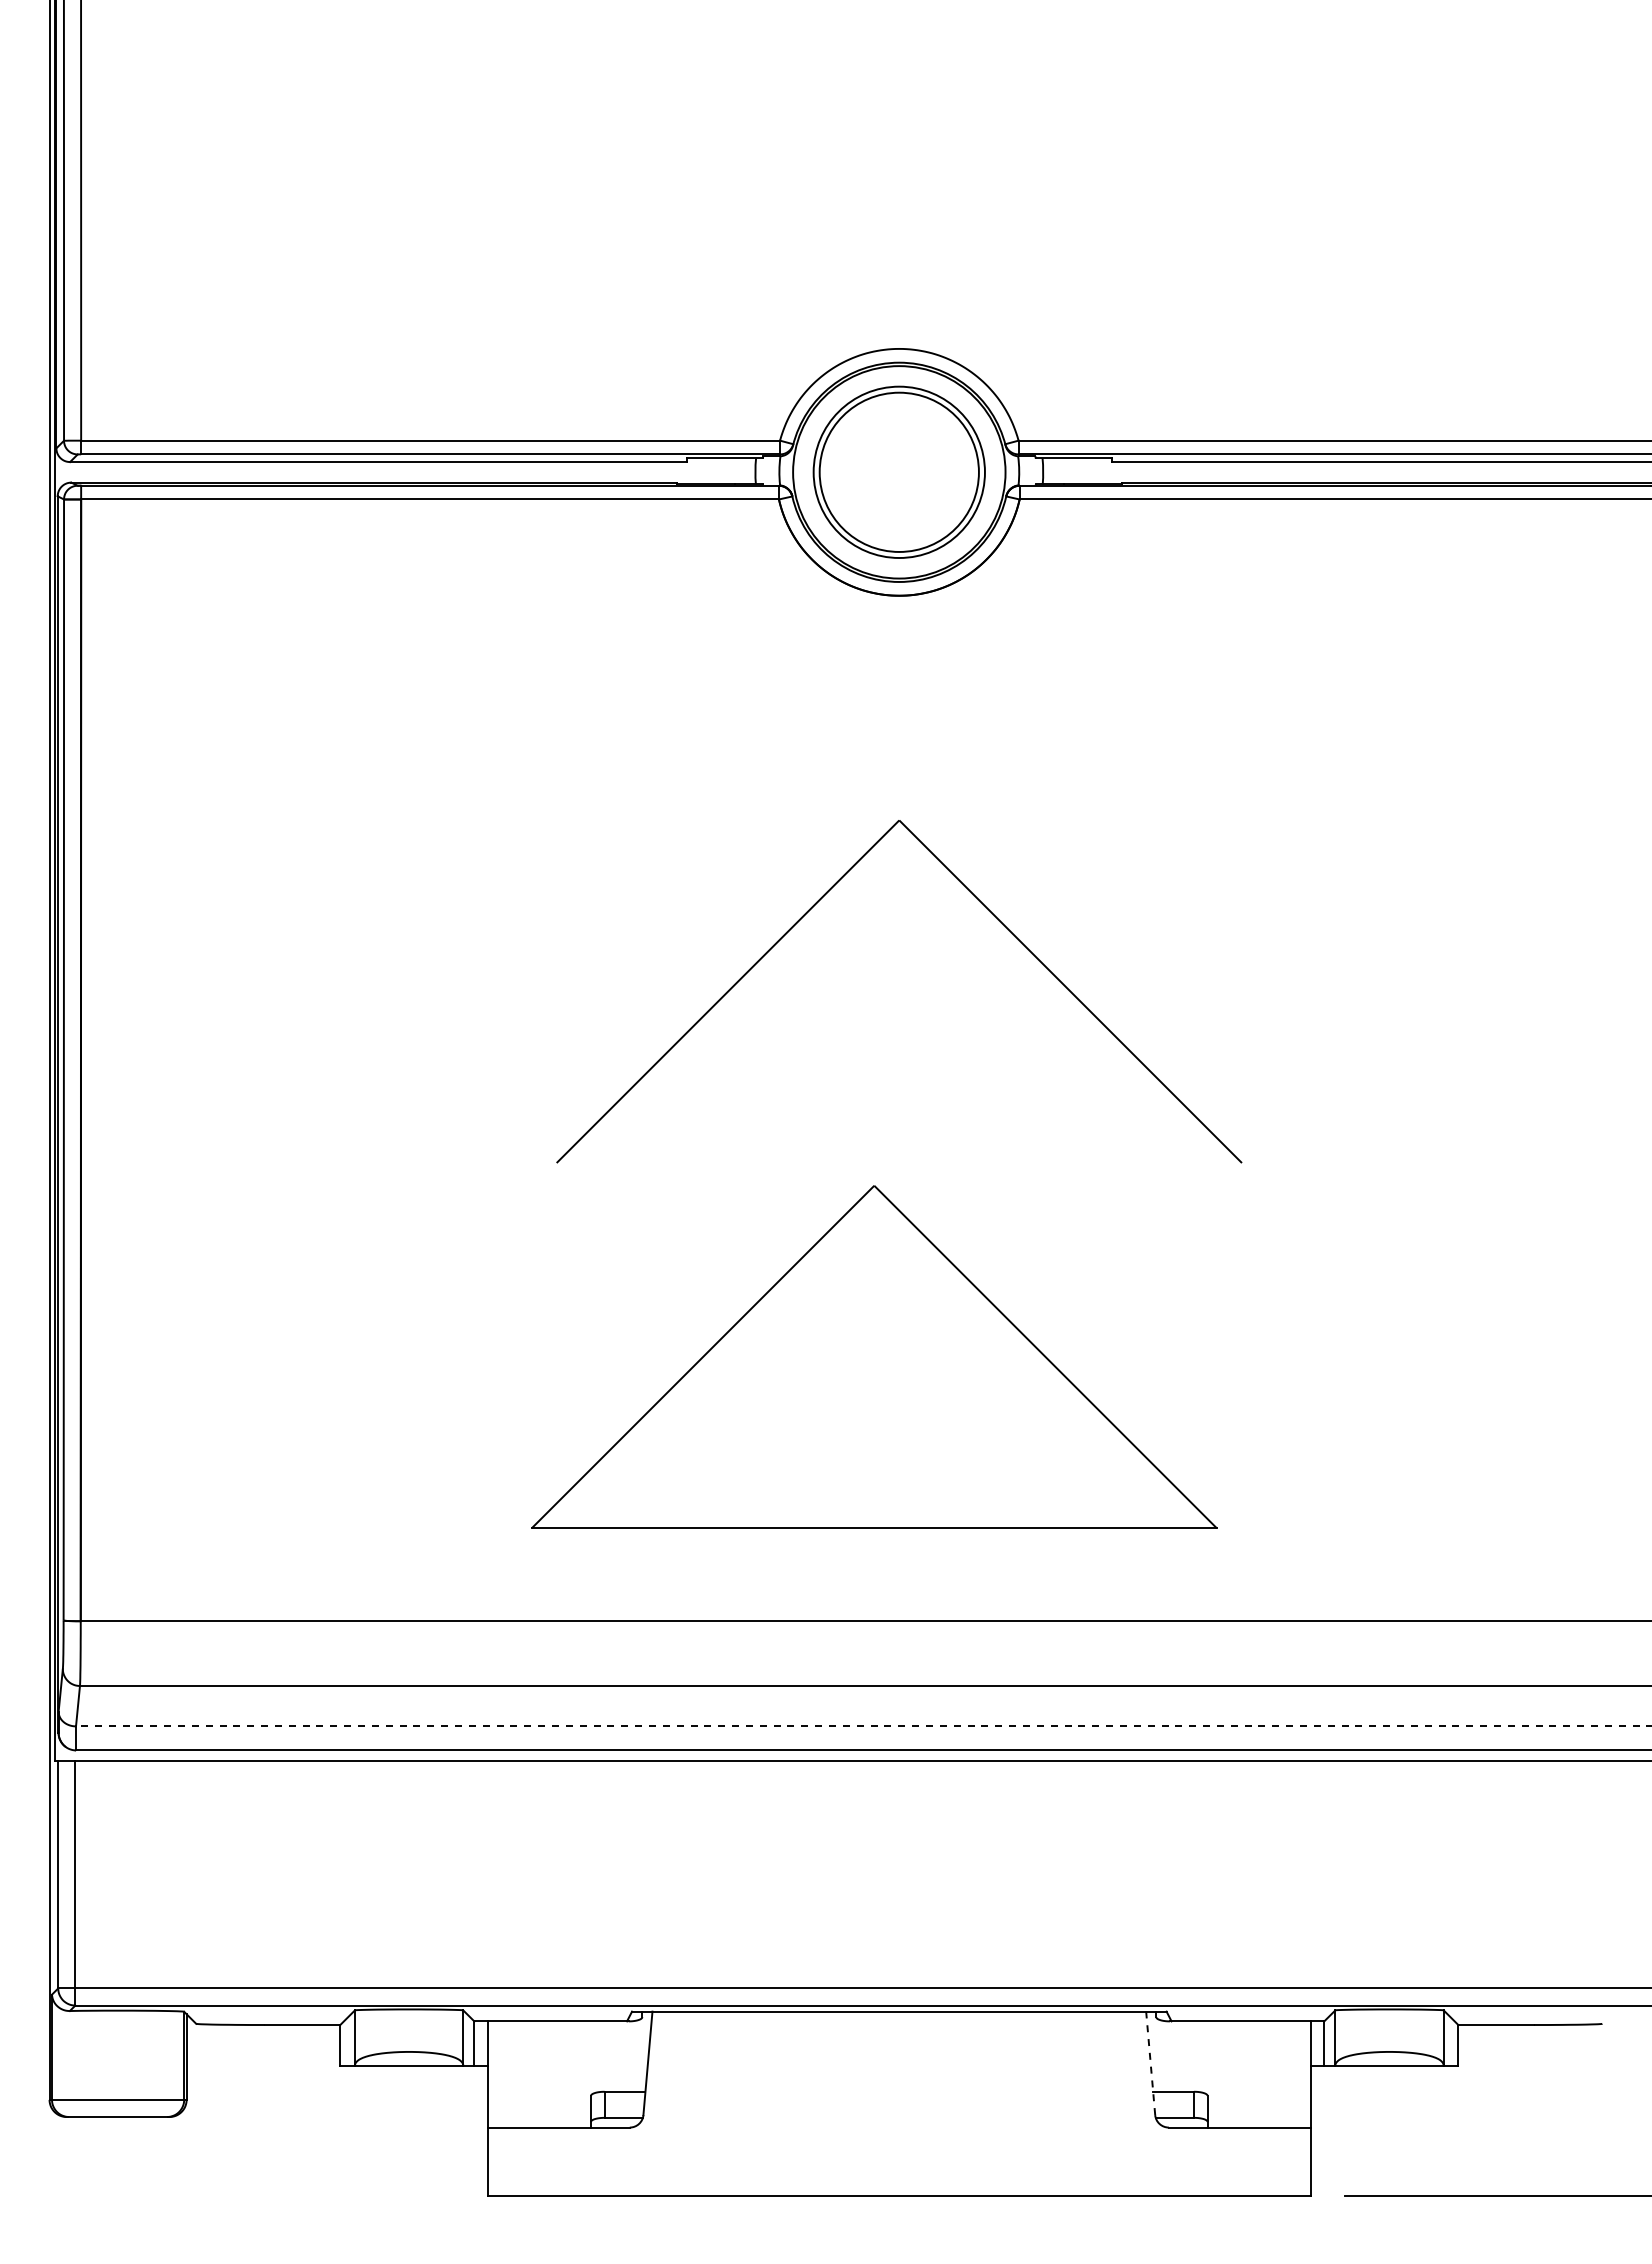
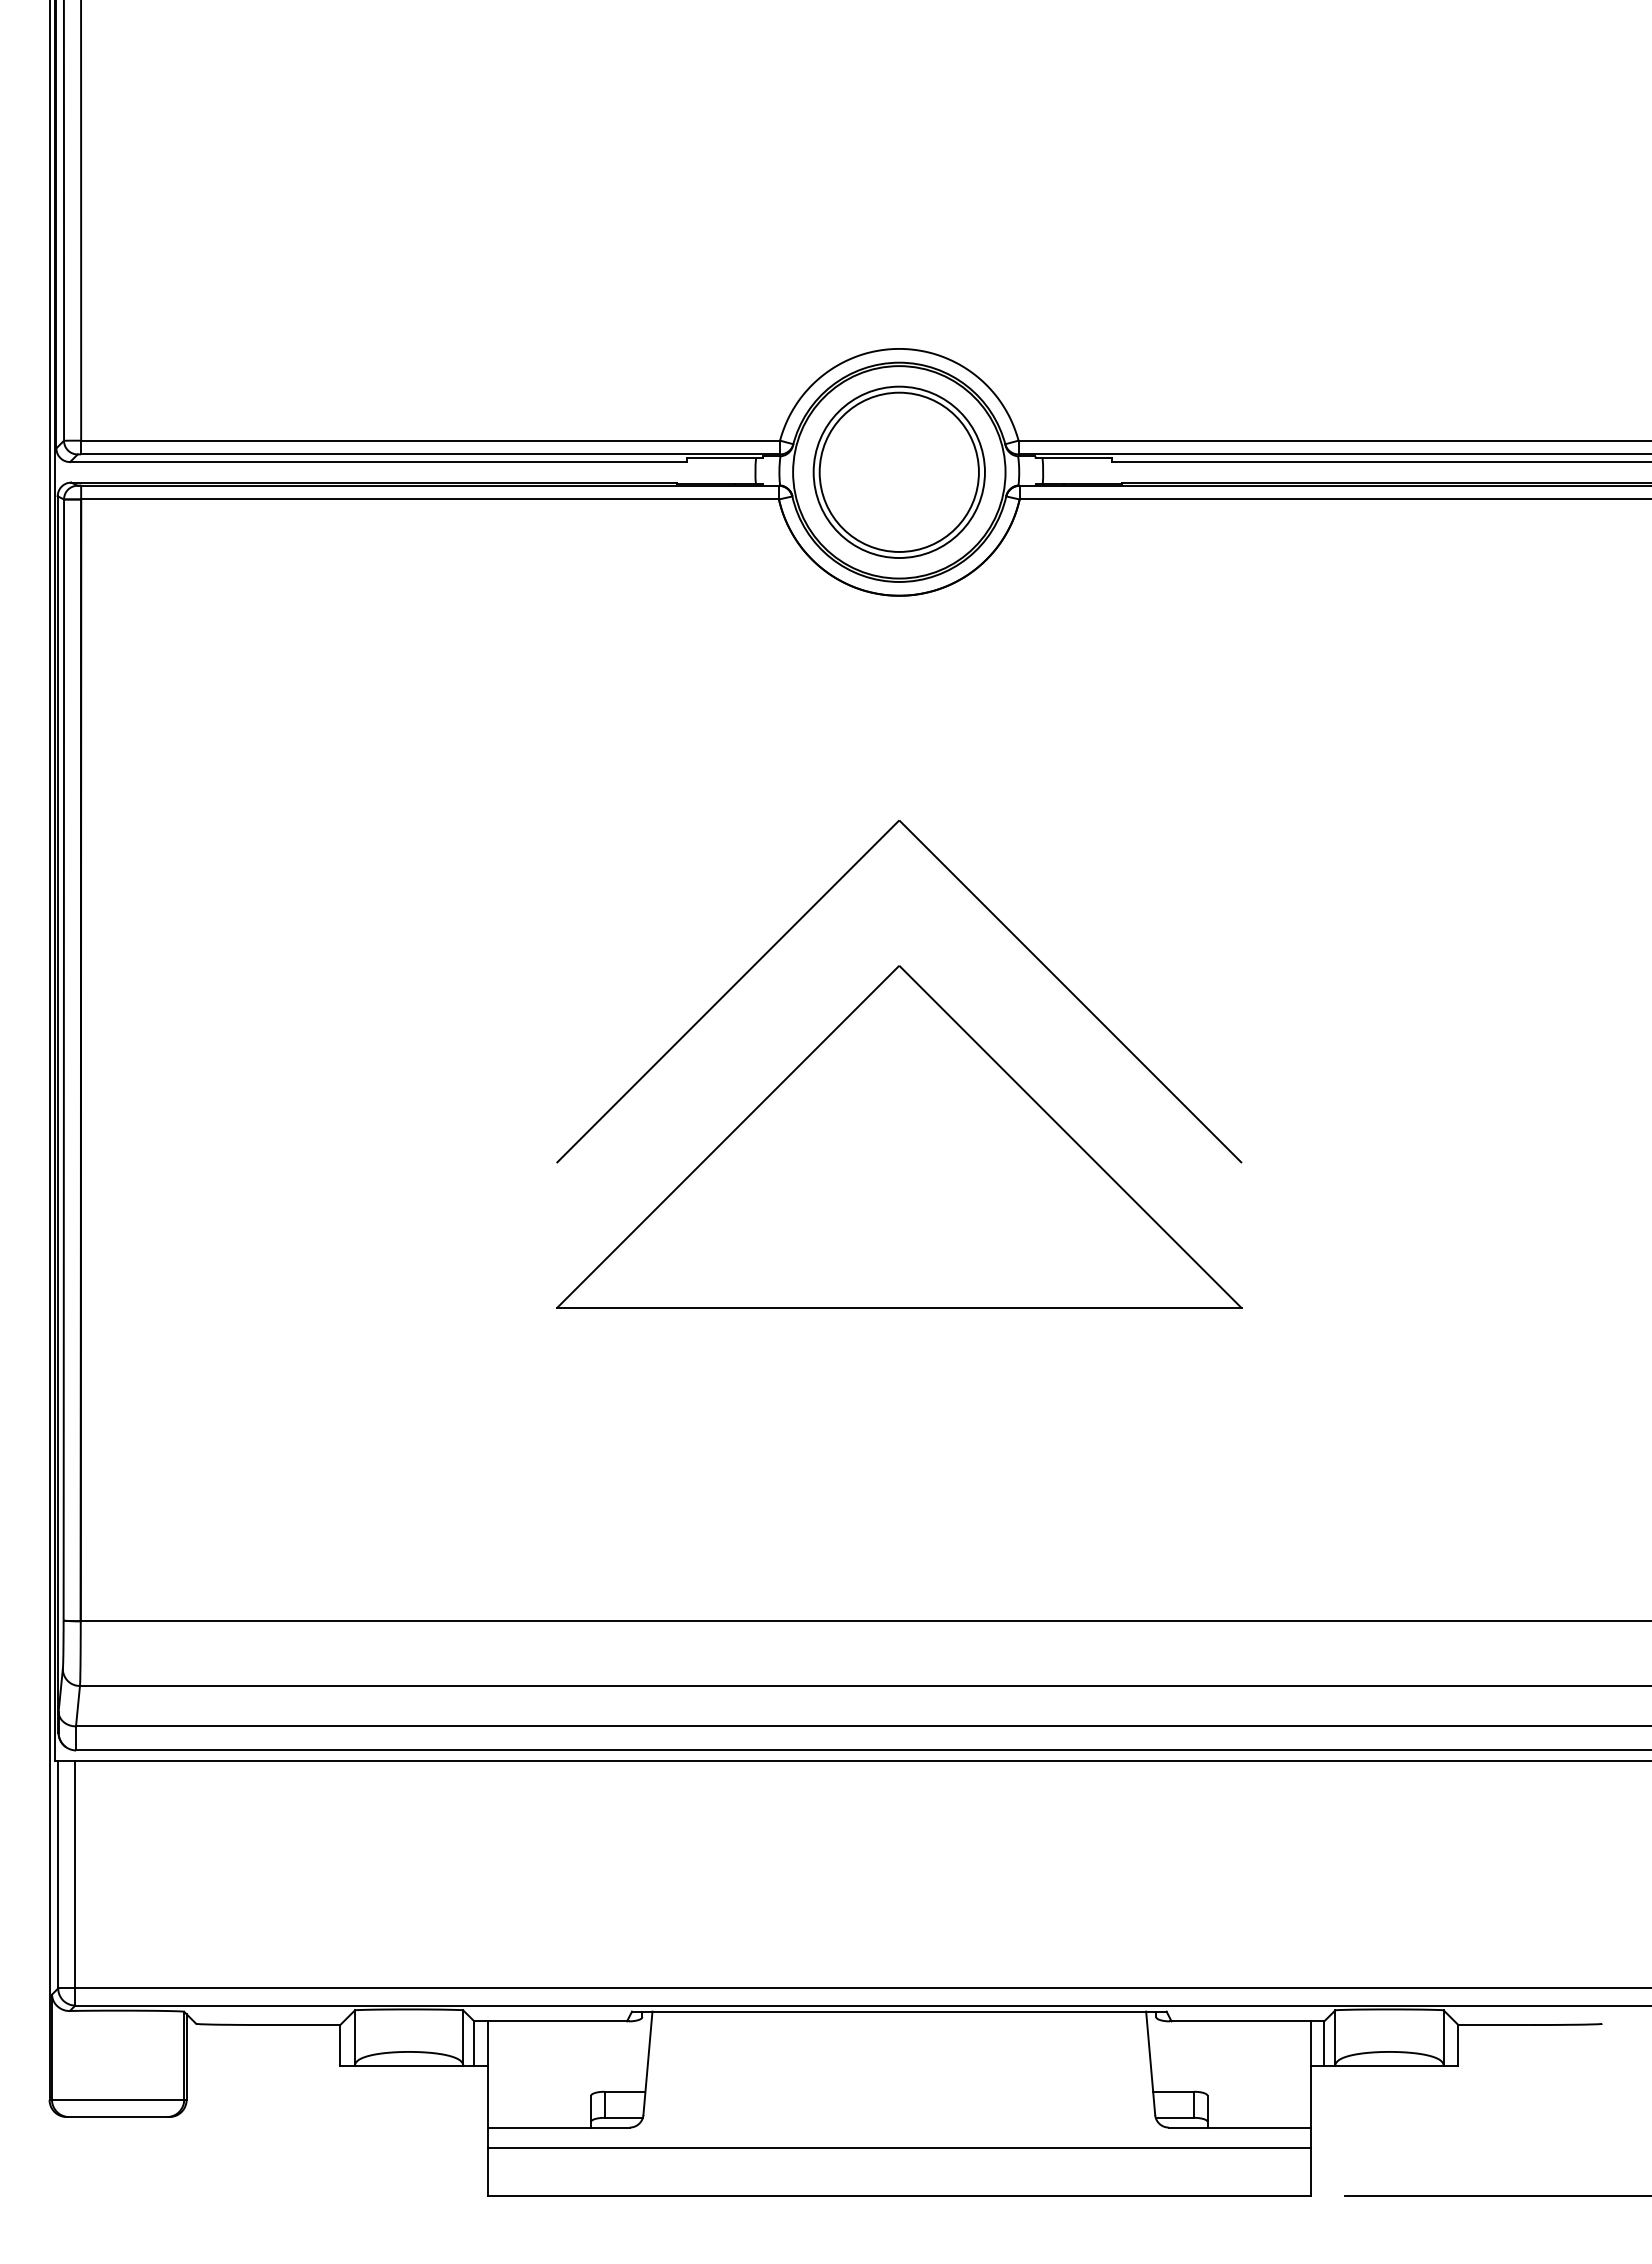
part position: (874, 1356) -> (899, 1136) (899, 1136)
line: dashed -> solid (863, 1726)
line: dashed -> solid (1150, 2063)
line: none -> present (899, 2148)
